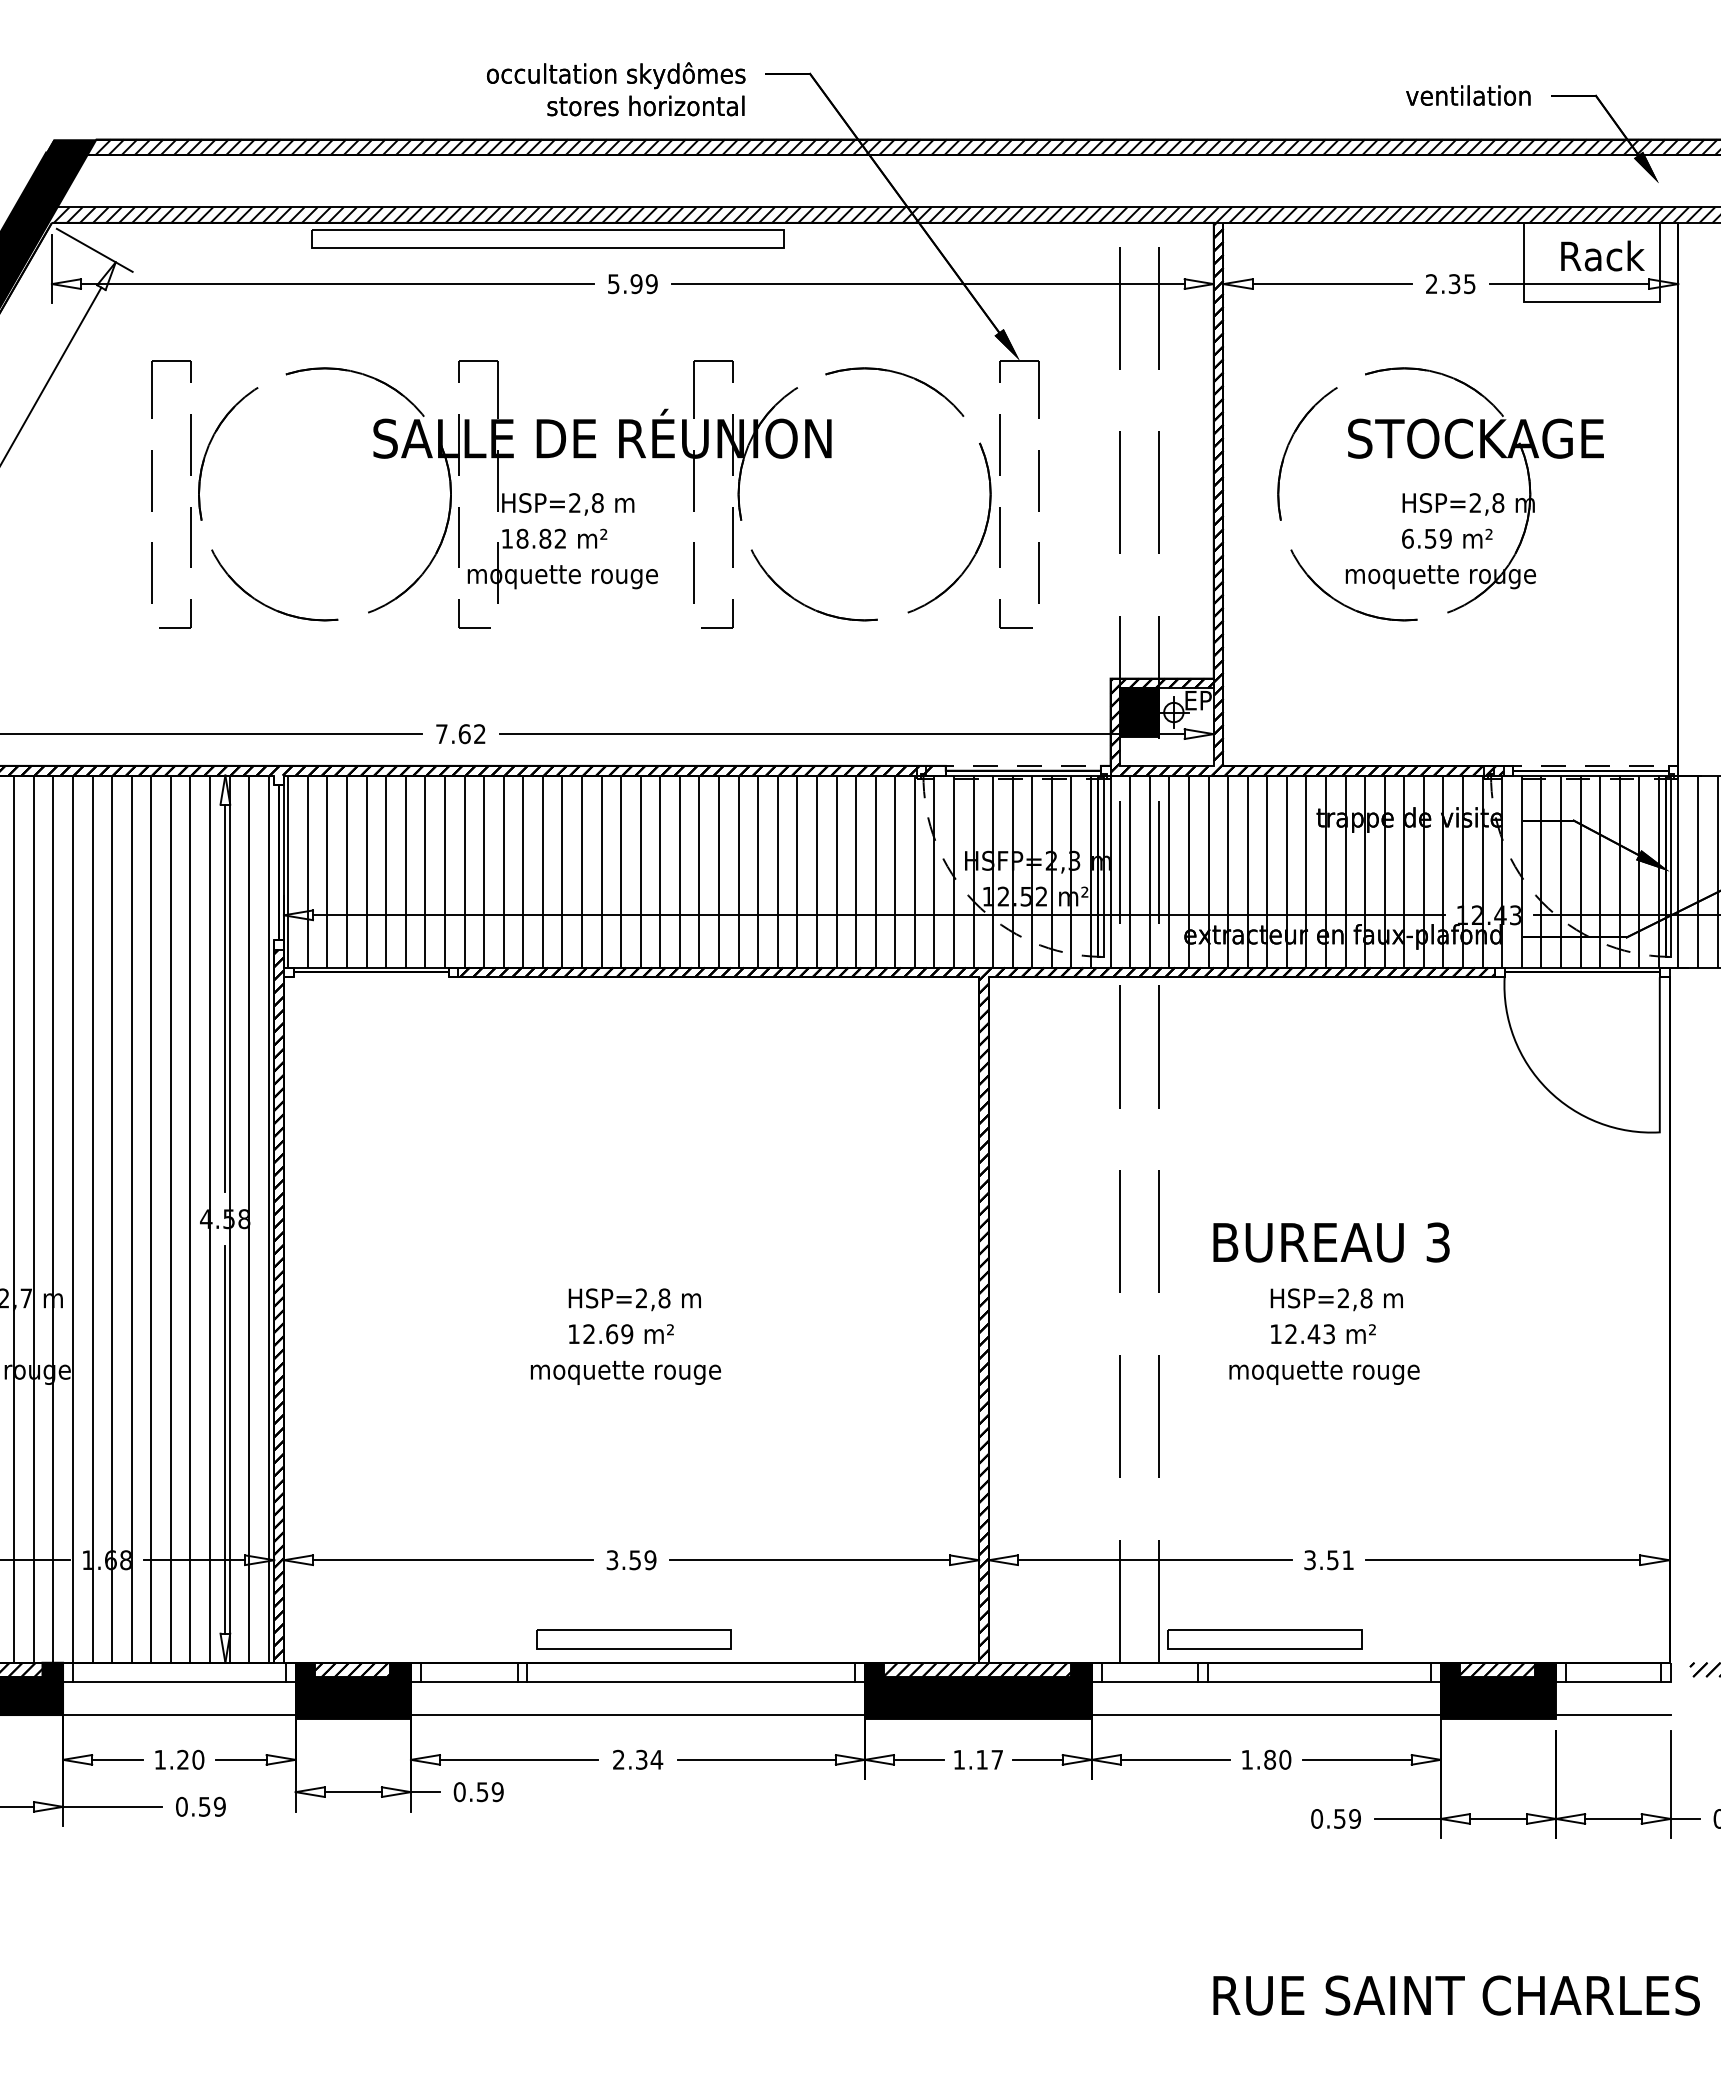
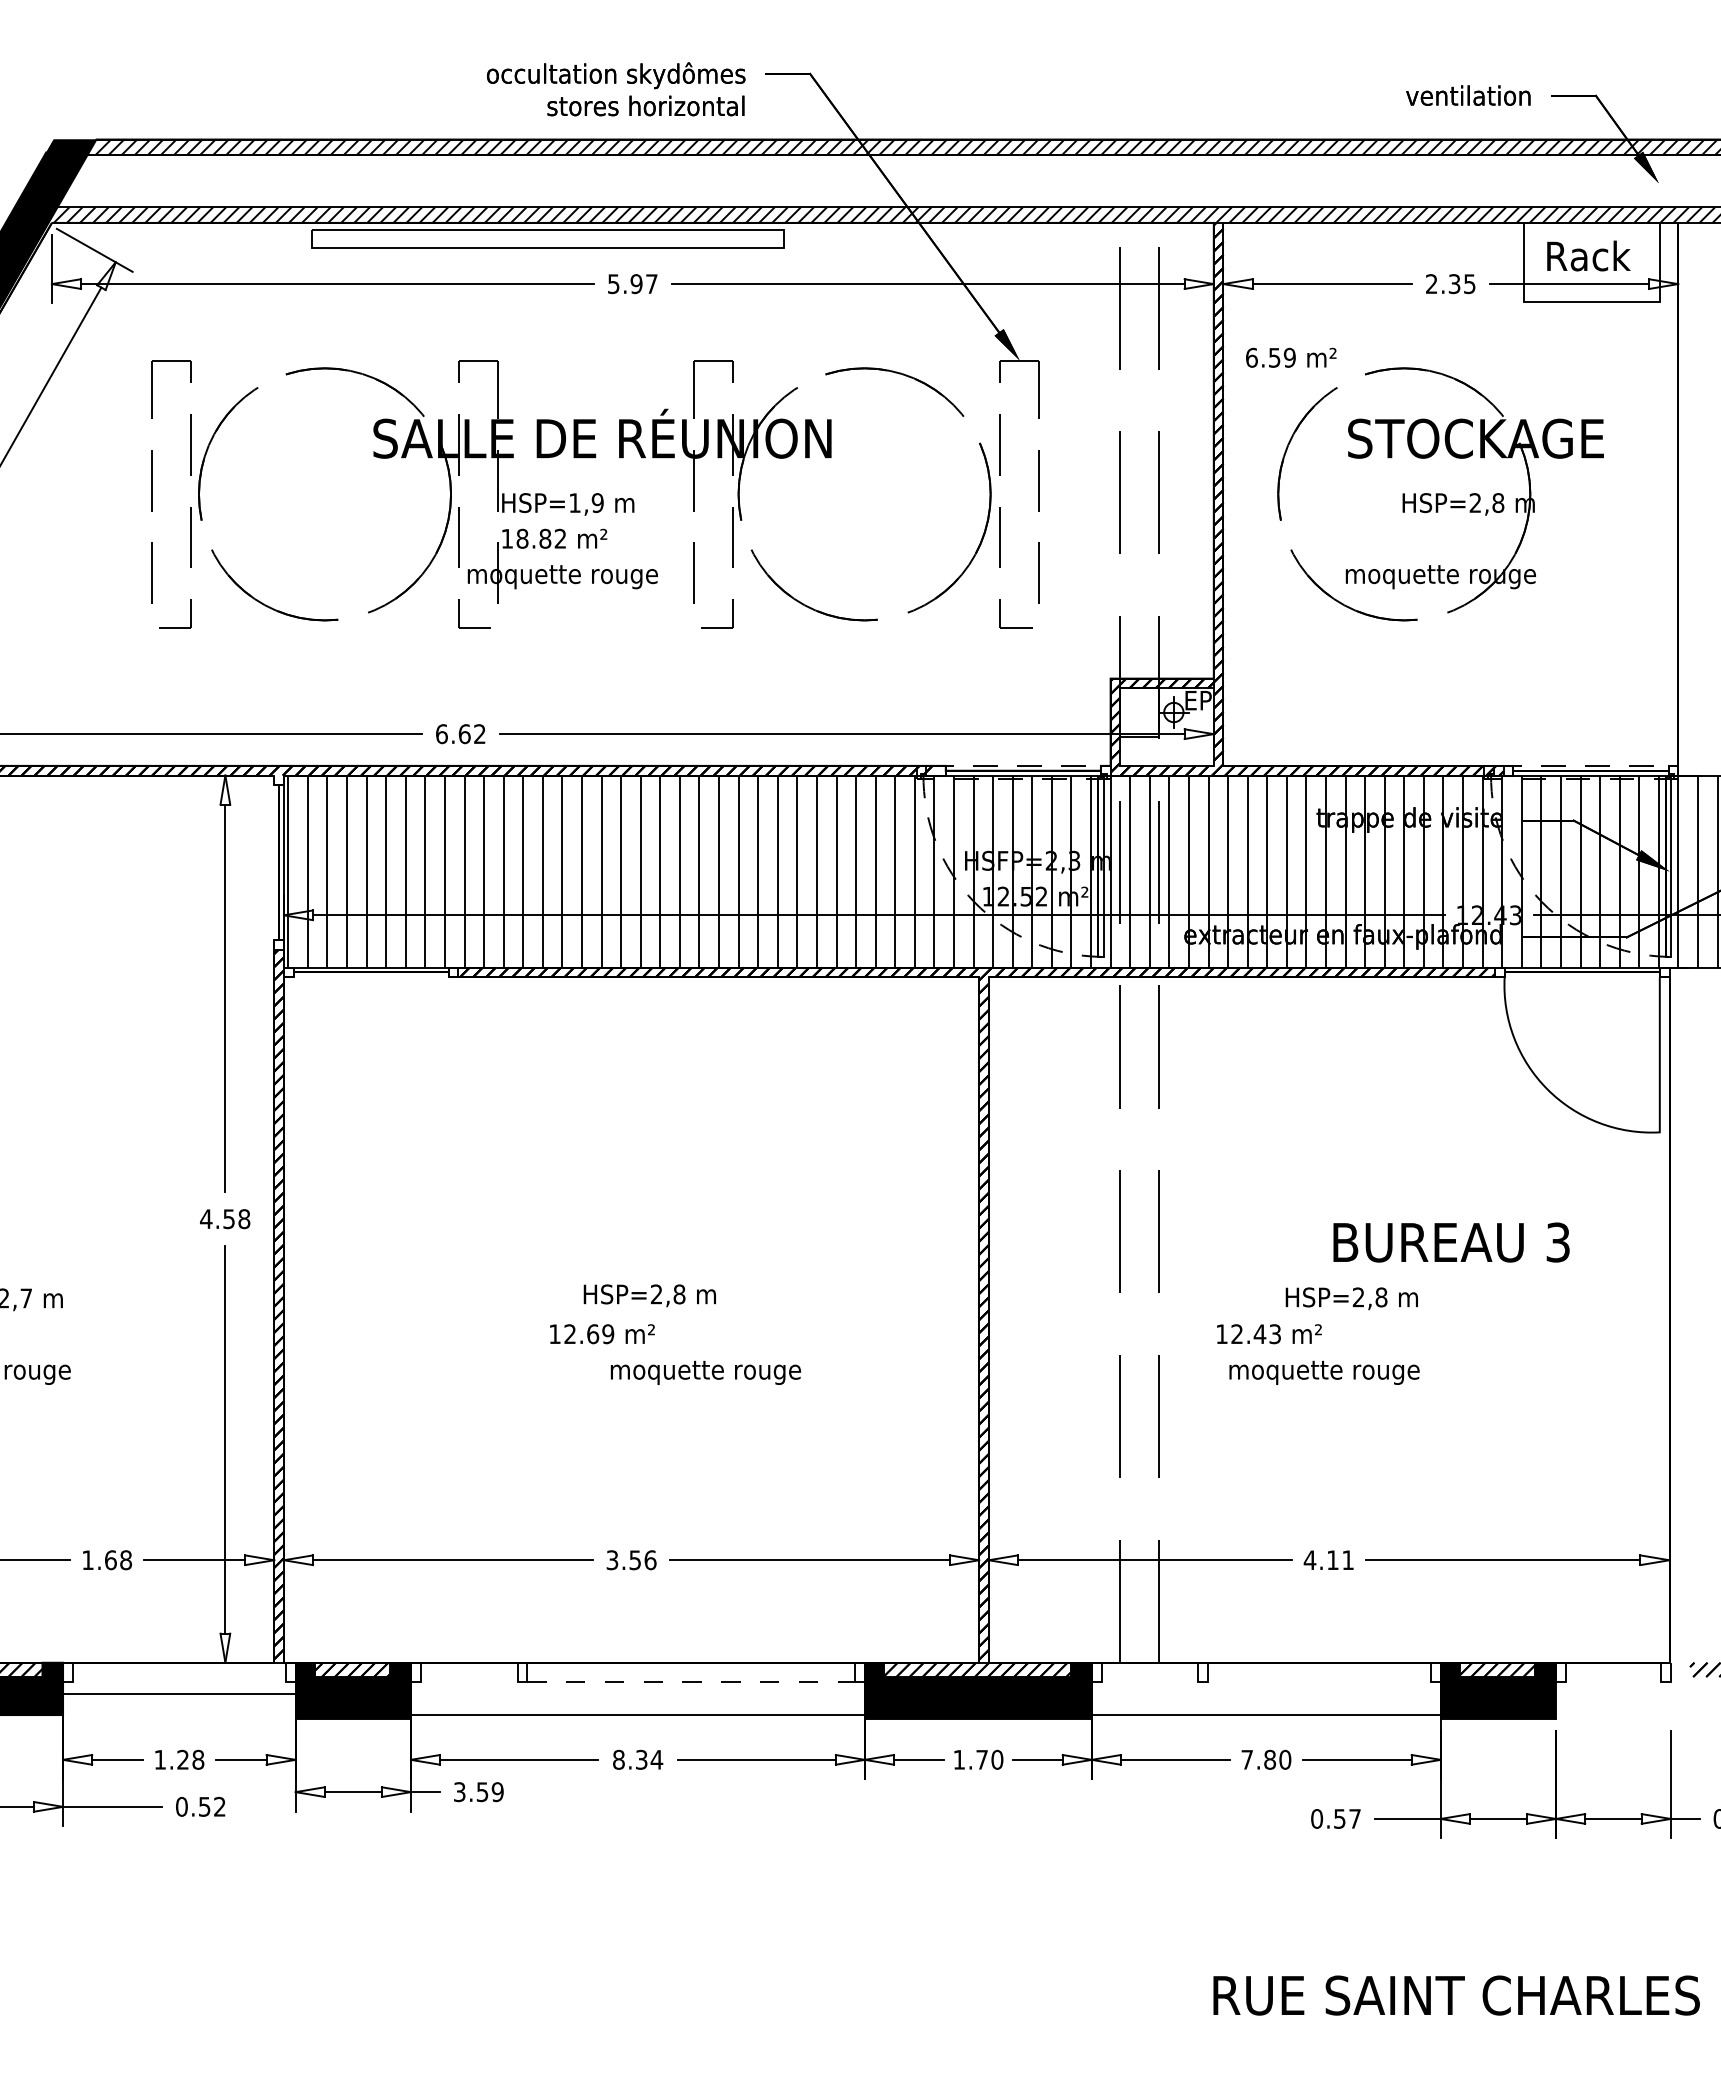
text position: (1602, 255) -> (1588, 255) (1588, 255)
text: 5.99 -> 5.97 (651, 284)
text: HSP=2,8 -> HSP=1,9 (586, 503)
text position: (1447, 538) -> (1291, 357) (1291, 357)
fill: present -> none (1139, 712)
text: 7.62 -> 6.62 (441, 734)
hatch: present -> none (141, 1218)
text position: (1331, 1242) -> (1451, 1242) (1451, 1242)
text position: (634, 1299) -> (649, 1295) (649, 1295)
text position: (1336, 1299) -> (1351, 1298) (1351, 1298)
text position: (621, 1334) -> (602, 1334) (602, 1334)
text position: (1323, 1334) -> (1269, 1334) (1269, 1334)
text position: (625, 1372) -> (705, 1372) (705, 1372)
text: 3.59 -> 3.56 (650, 1560)
text: 3.51 -> 4.11 (1320, 1560)
part: present -> none (633, 1639)
part: present -> none (1264, 1639)
line: present -> none (179, 1682)
line: present -> none (468, 1682)
line: solid -> dashed (691, 1682)
line: present -> none (1149, 1682)
line: present -> none (1319, 1682)
line: present -> none (1613, 1682)
line position: (179, 1715) -> (179, 1694) (179, 1694)
line: present -> none (1613, 1715)
text: 1.20 -> 1.28 (198, 1759)
text: 2.34 -> 8.34 (618, 1759)
text: 1.17 -> 1.70 (989, 1759)
text: 1.80 -> 7.80 (1246, 1759)
text: 0.59 -> 3.59 (459, 1792)
text: 0.59 -> 0.52 (219, 1806)
text: 0.59 -> 0.57 (1354, 1818)
